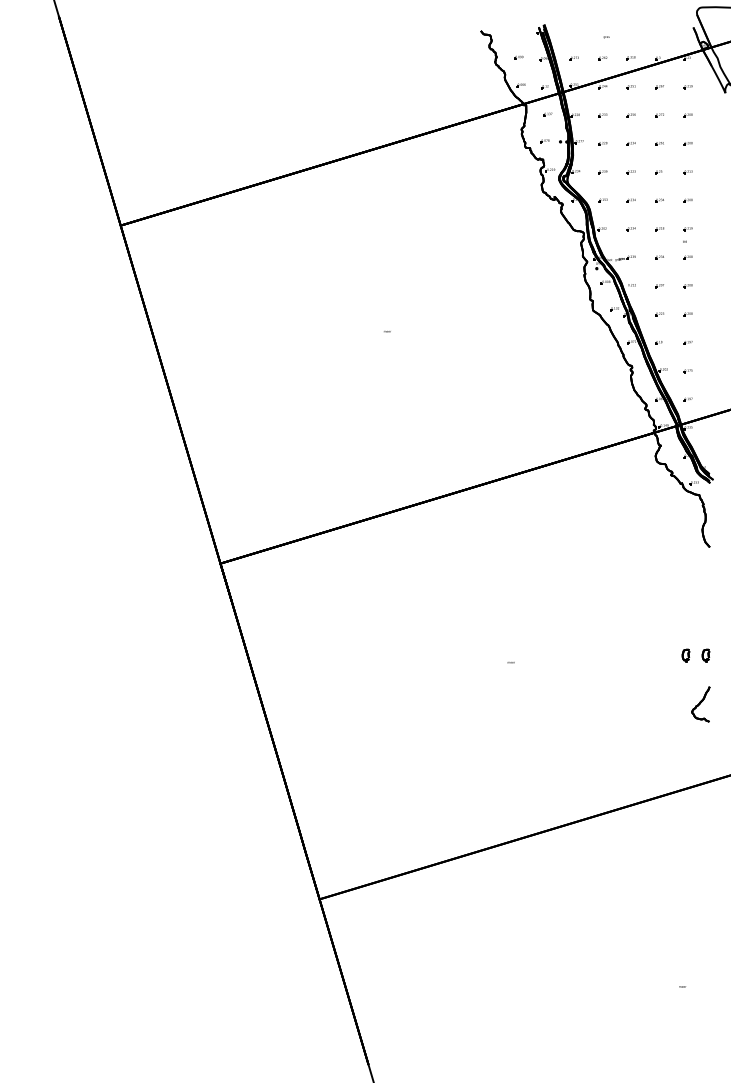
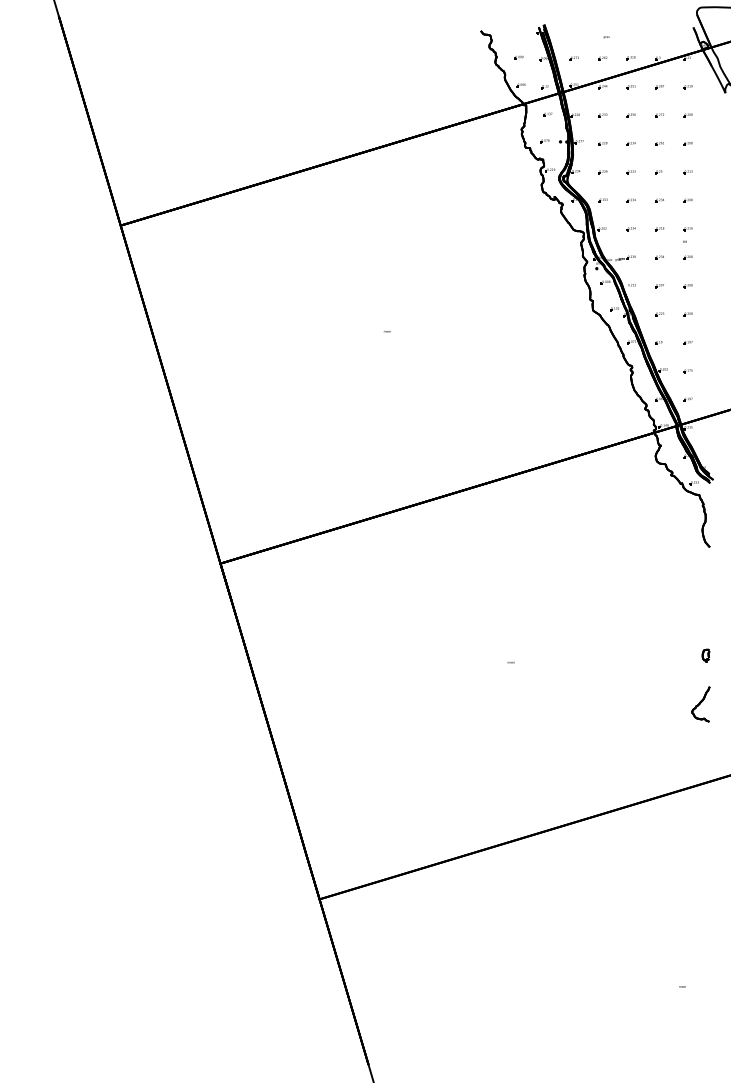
part: present -> none (685, 655)
